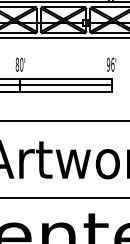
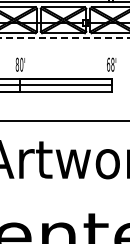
line: solid -> dashed (65, 38)
text: 96' -> 68' (110, 64)
line: present -> none (64, 198)
